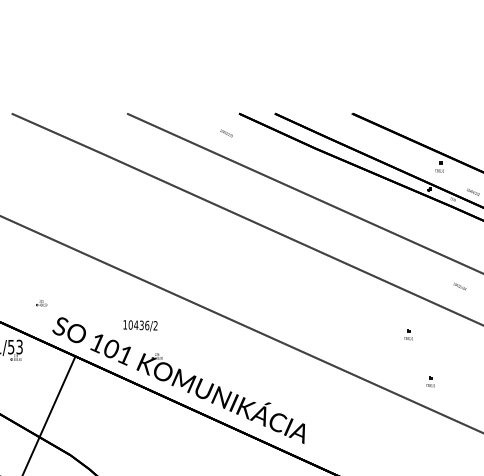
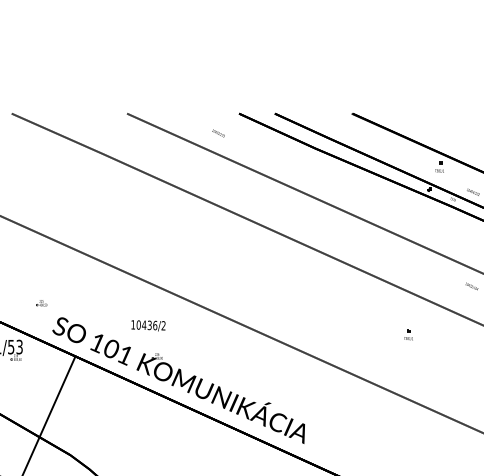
text position: (226, 133) -> (218, 133) (218, 133)
text position: (459, 286) -> (471, 286) (471, 286)
text position: (140, 325) -> (148, 325) (148, 325)
part: present -> none (430, 381)
